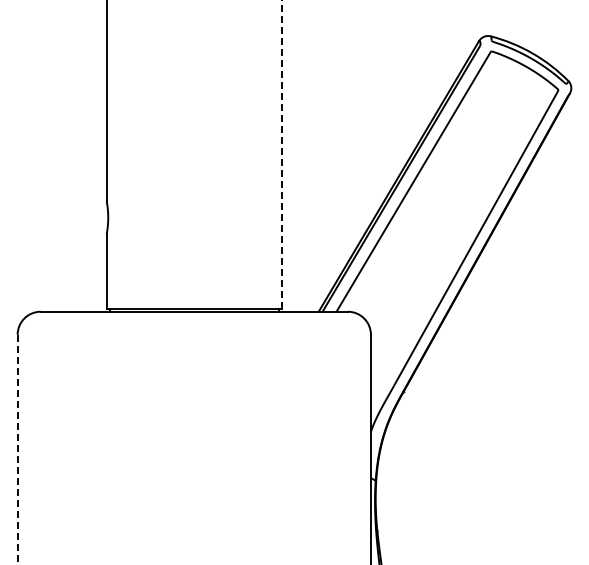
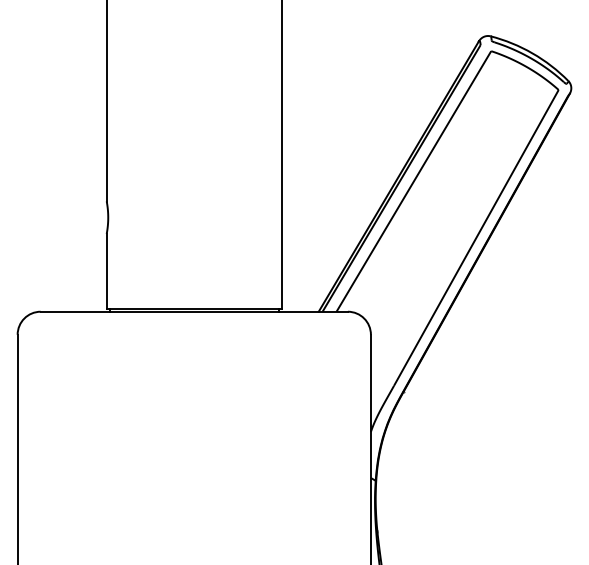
line: dashed -> solid (281, 154)
line: dashed -> solid (17, 449)
